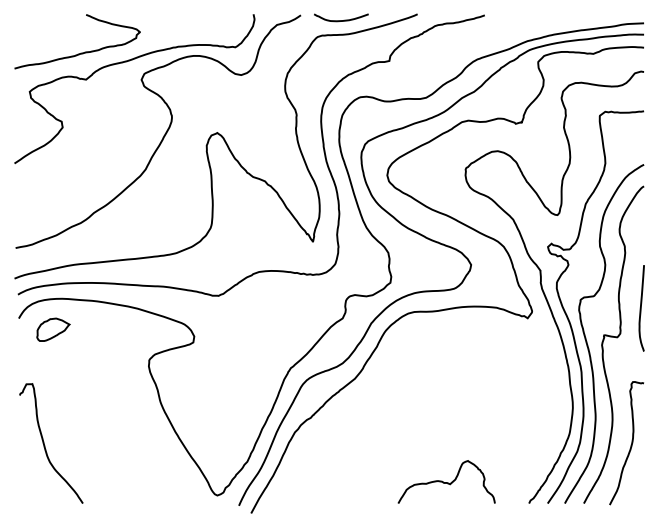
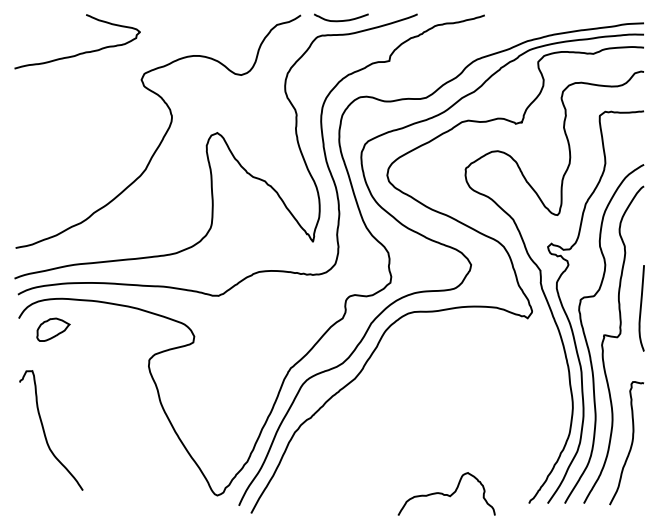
curve: present -> none (126, 62)
curve position: (45, 445) -> (45, 432) (45, 432)
curve position: (446, 482) -> (446, 494) (446, 494)
